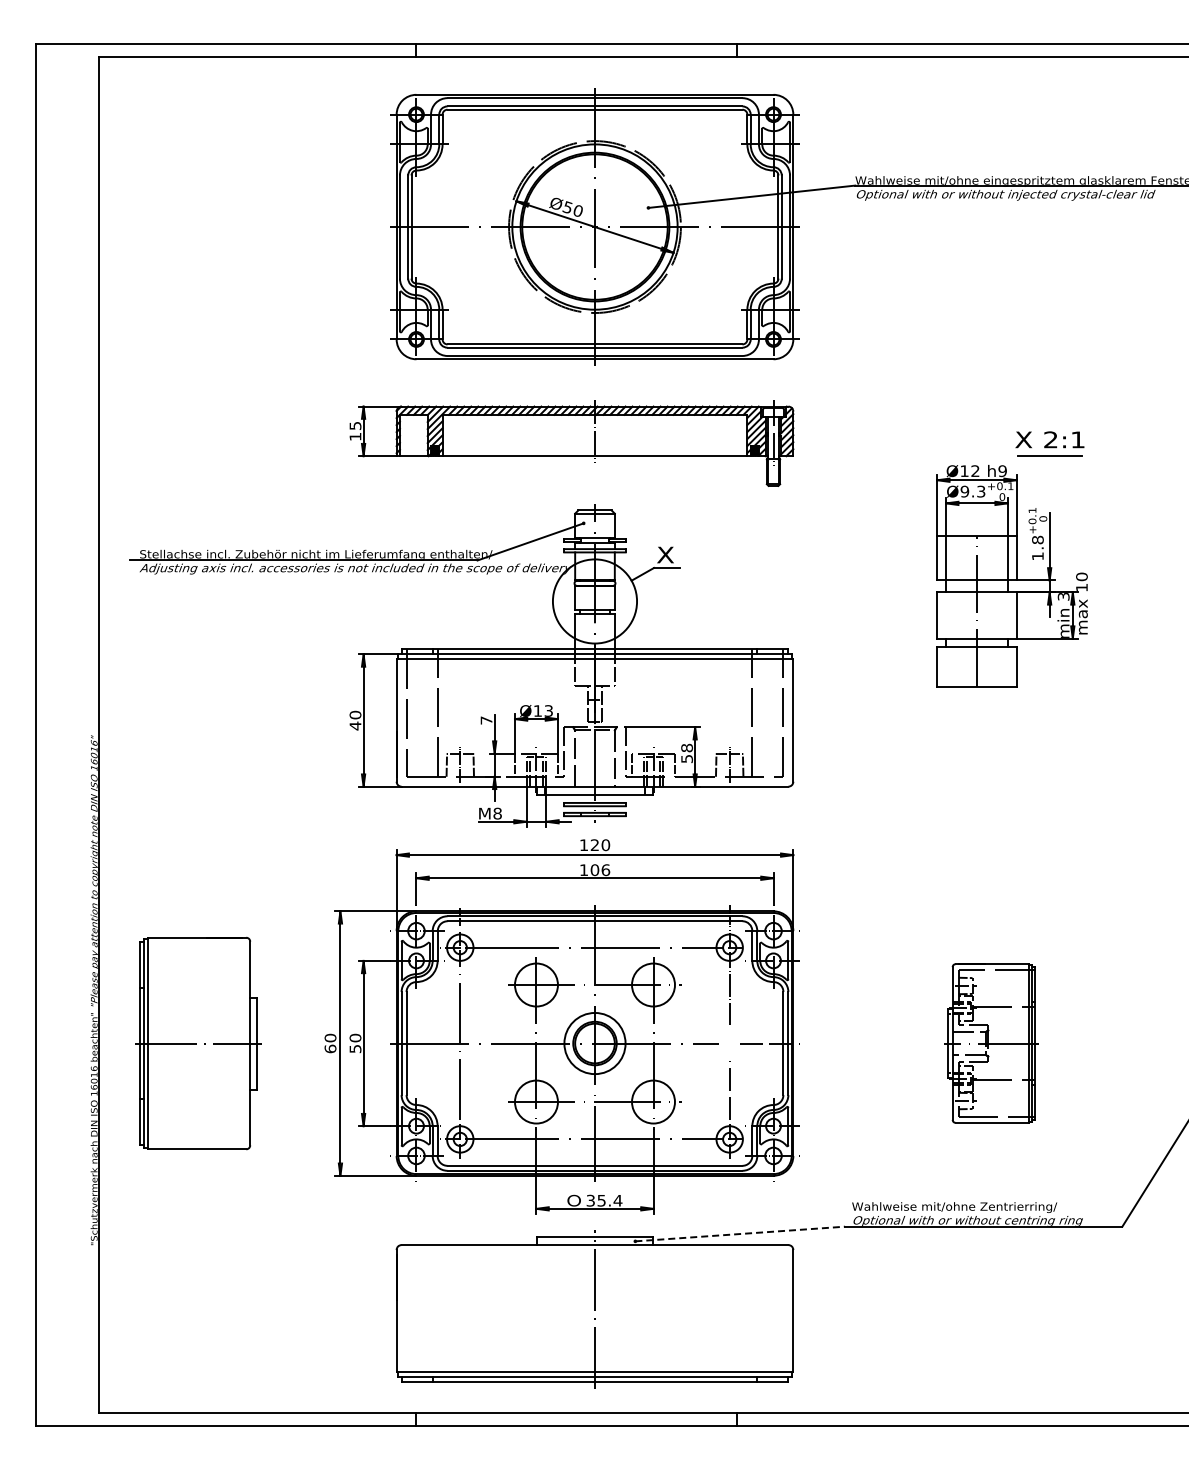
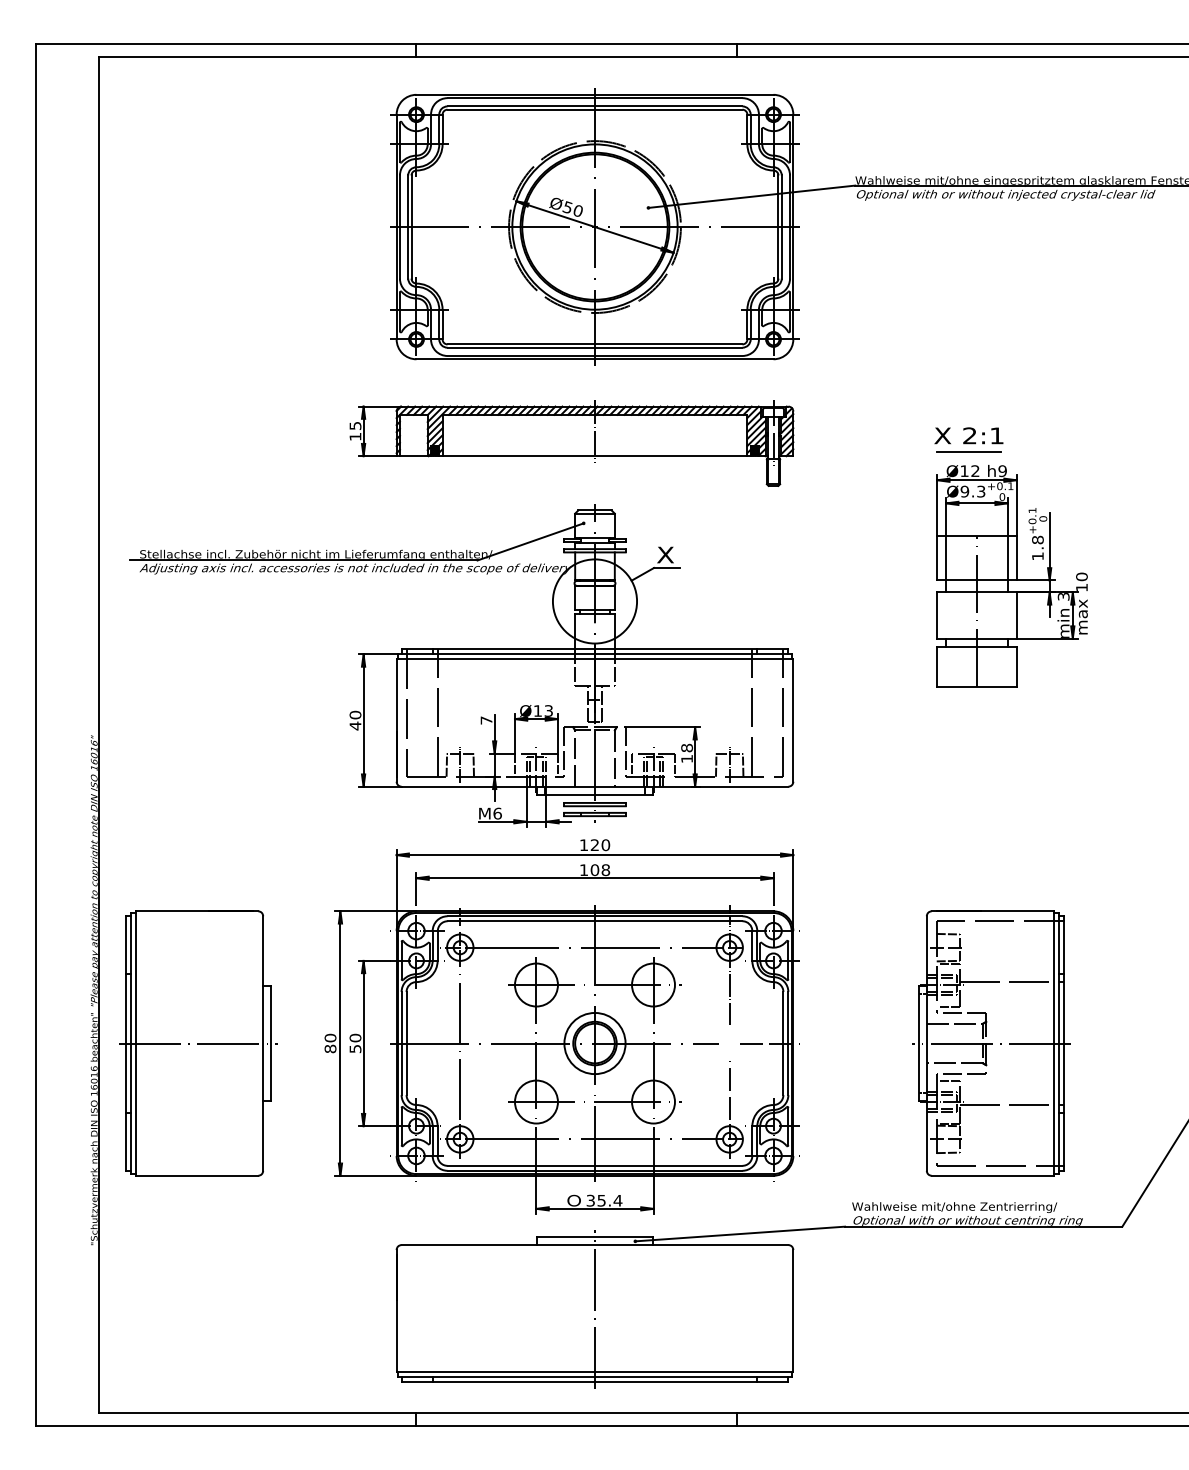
part position: (1049, 443) -> (968, 439) (968, 439)
text: 58 -> 18 (686, 759)
text: M8 -> M6 (497, 813)
text: 106 -> 108 (605, 869)
part size: 127x215 px -> 159x267 px (198, 1043)
part size: 95x161 px -> 159x267 px (991, 1043)
text: 60 -> 80 (330, 1048)
line: dashed -> solid (740, 1233)
